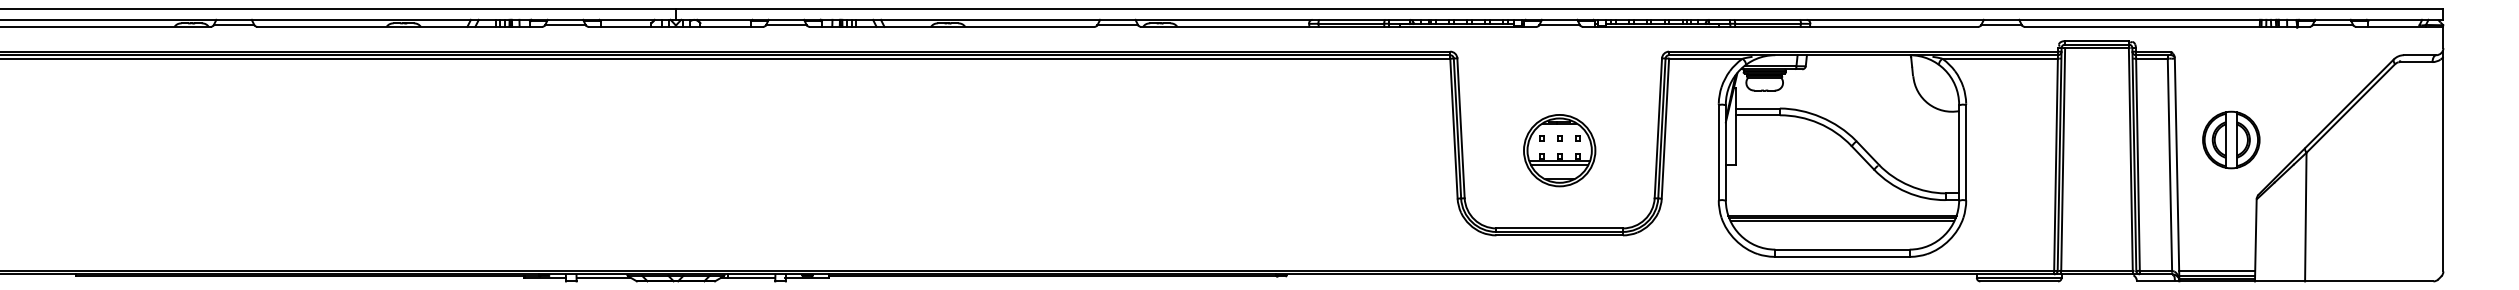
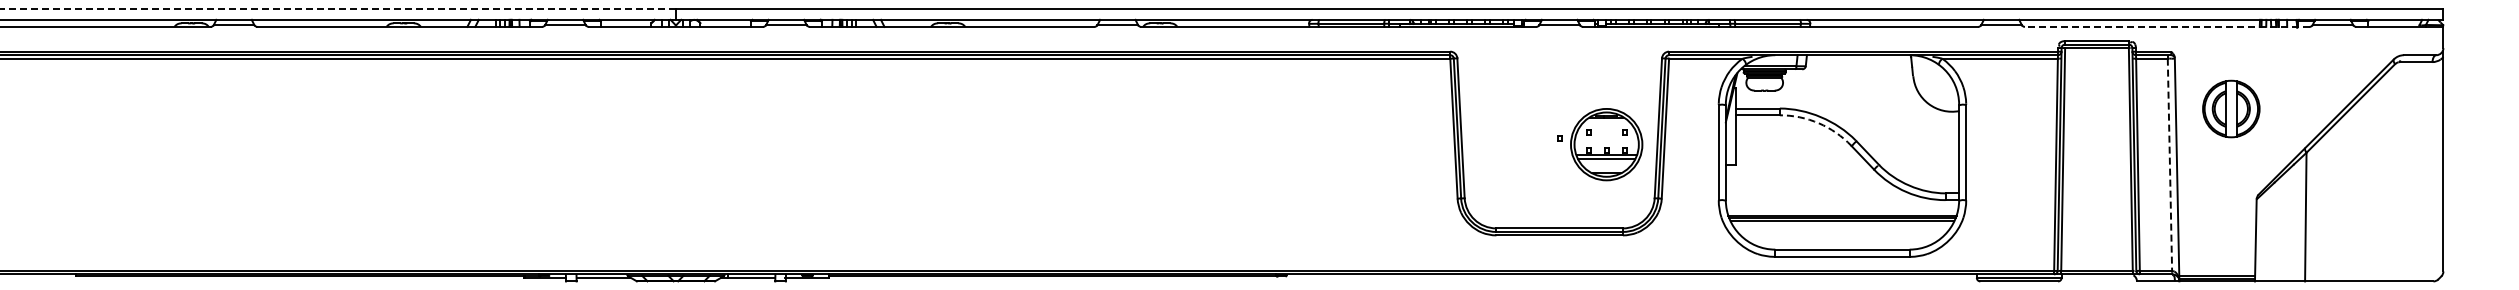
line: solid -> dashed (338, 8)
line: solid -> dashed (2166, 26)
arc: solid -> dashed (1818, 123)
part position: (2231, 139) -> (2231, 108) (2231, 108)
part position: (1559, 150) -> (1606, 144) (1606, 144)
line: solid -> dashed (2169, 165)
line: present -> none (2217, 271)
